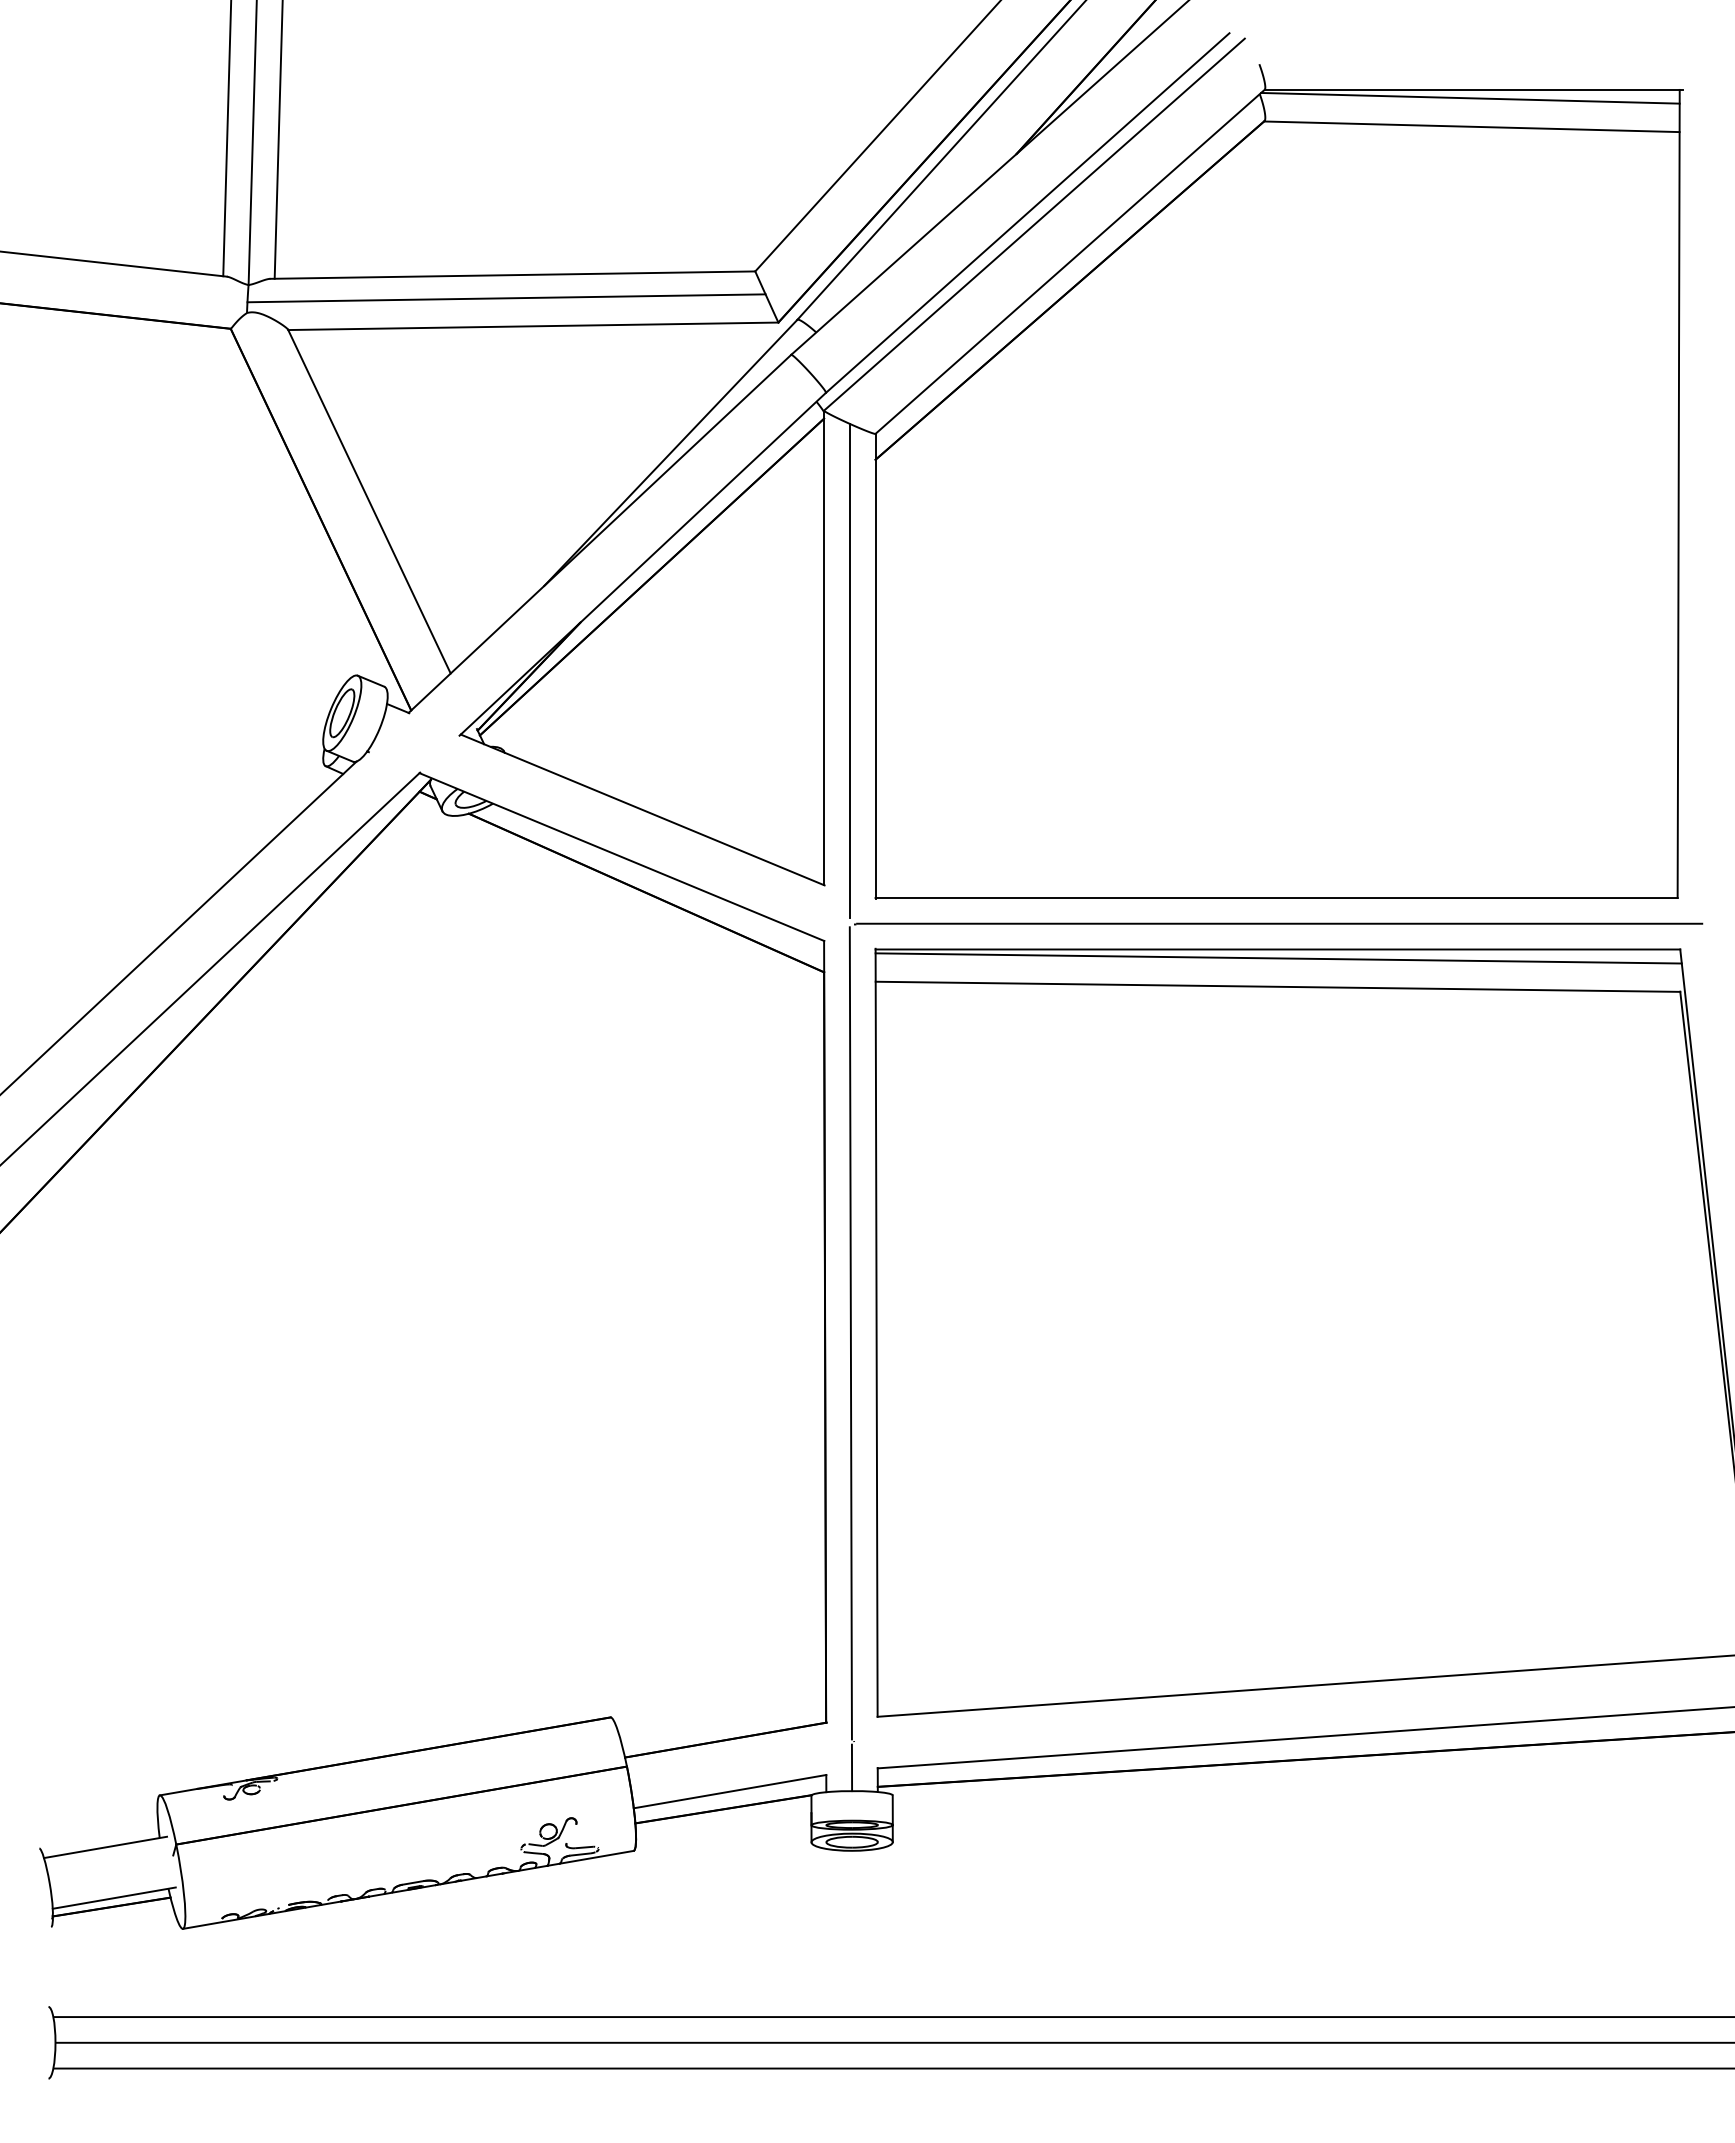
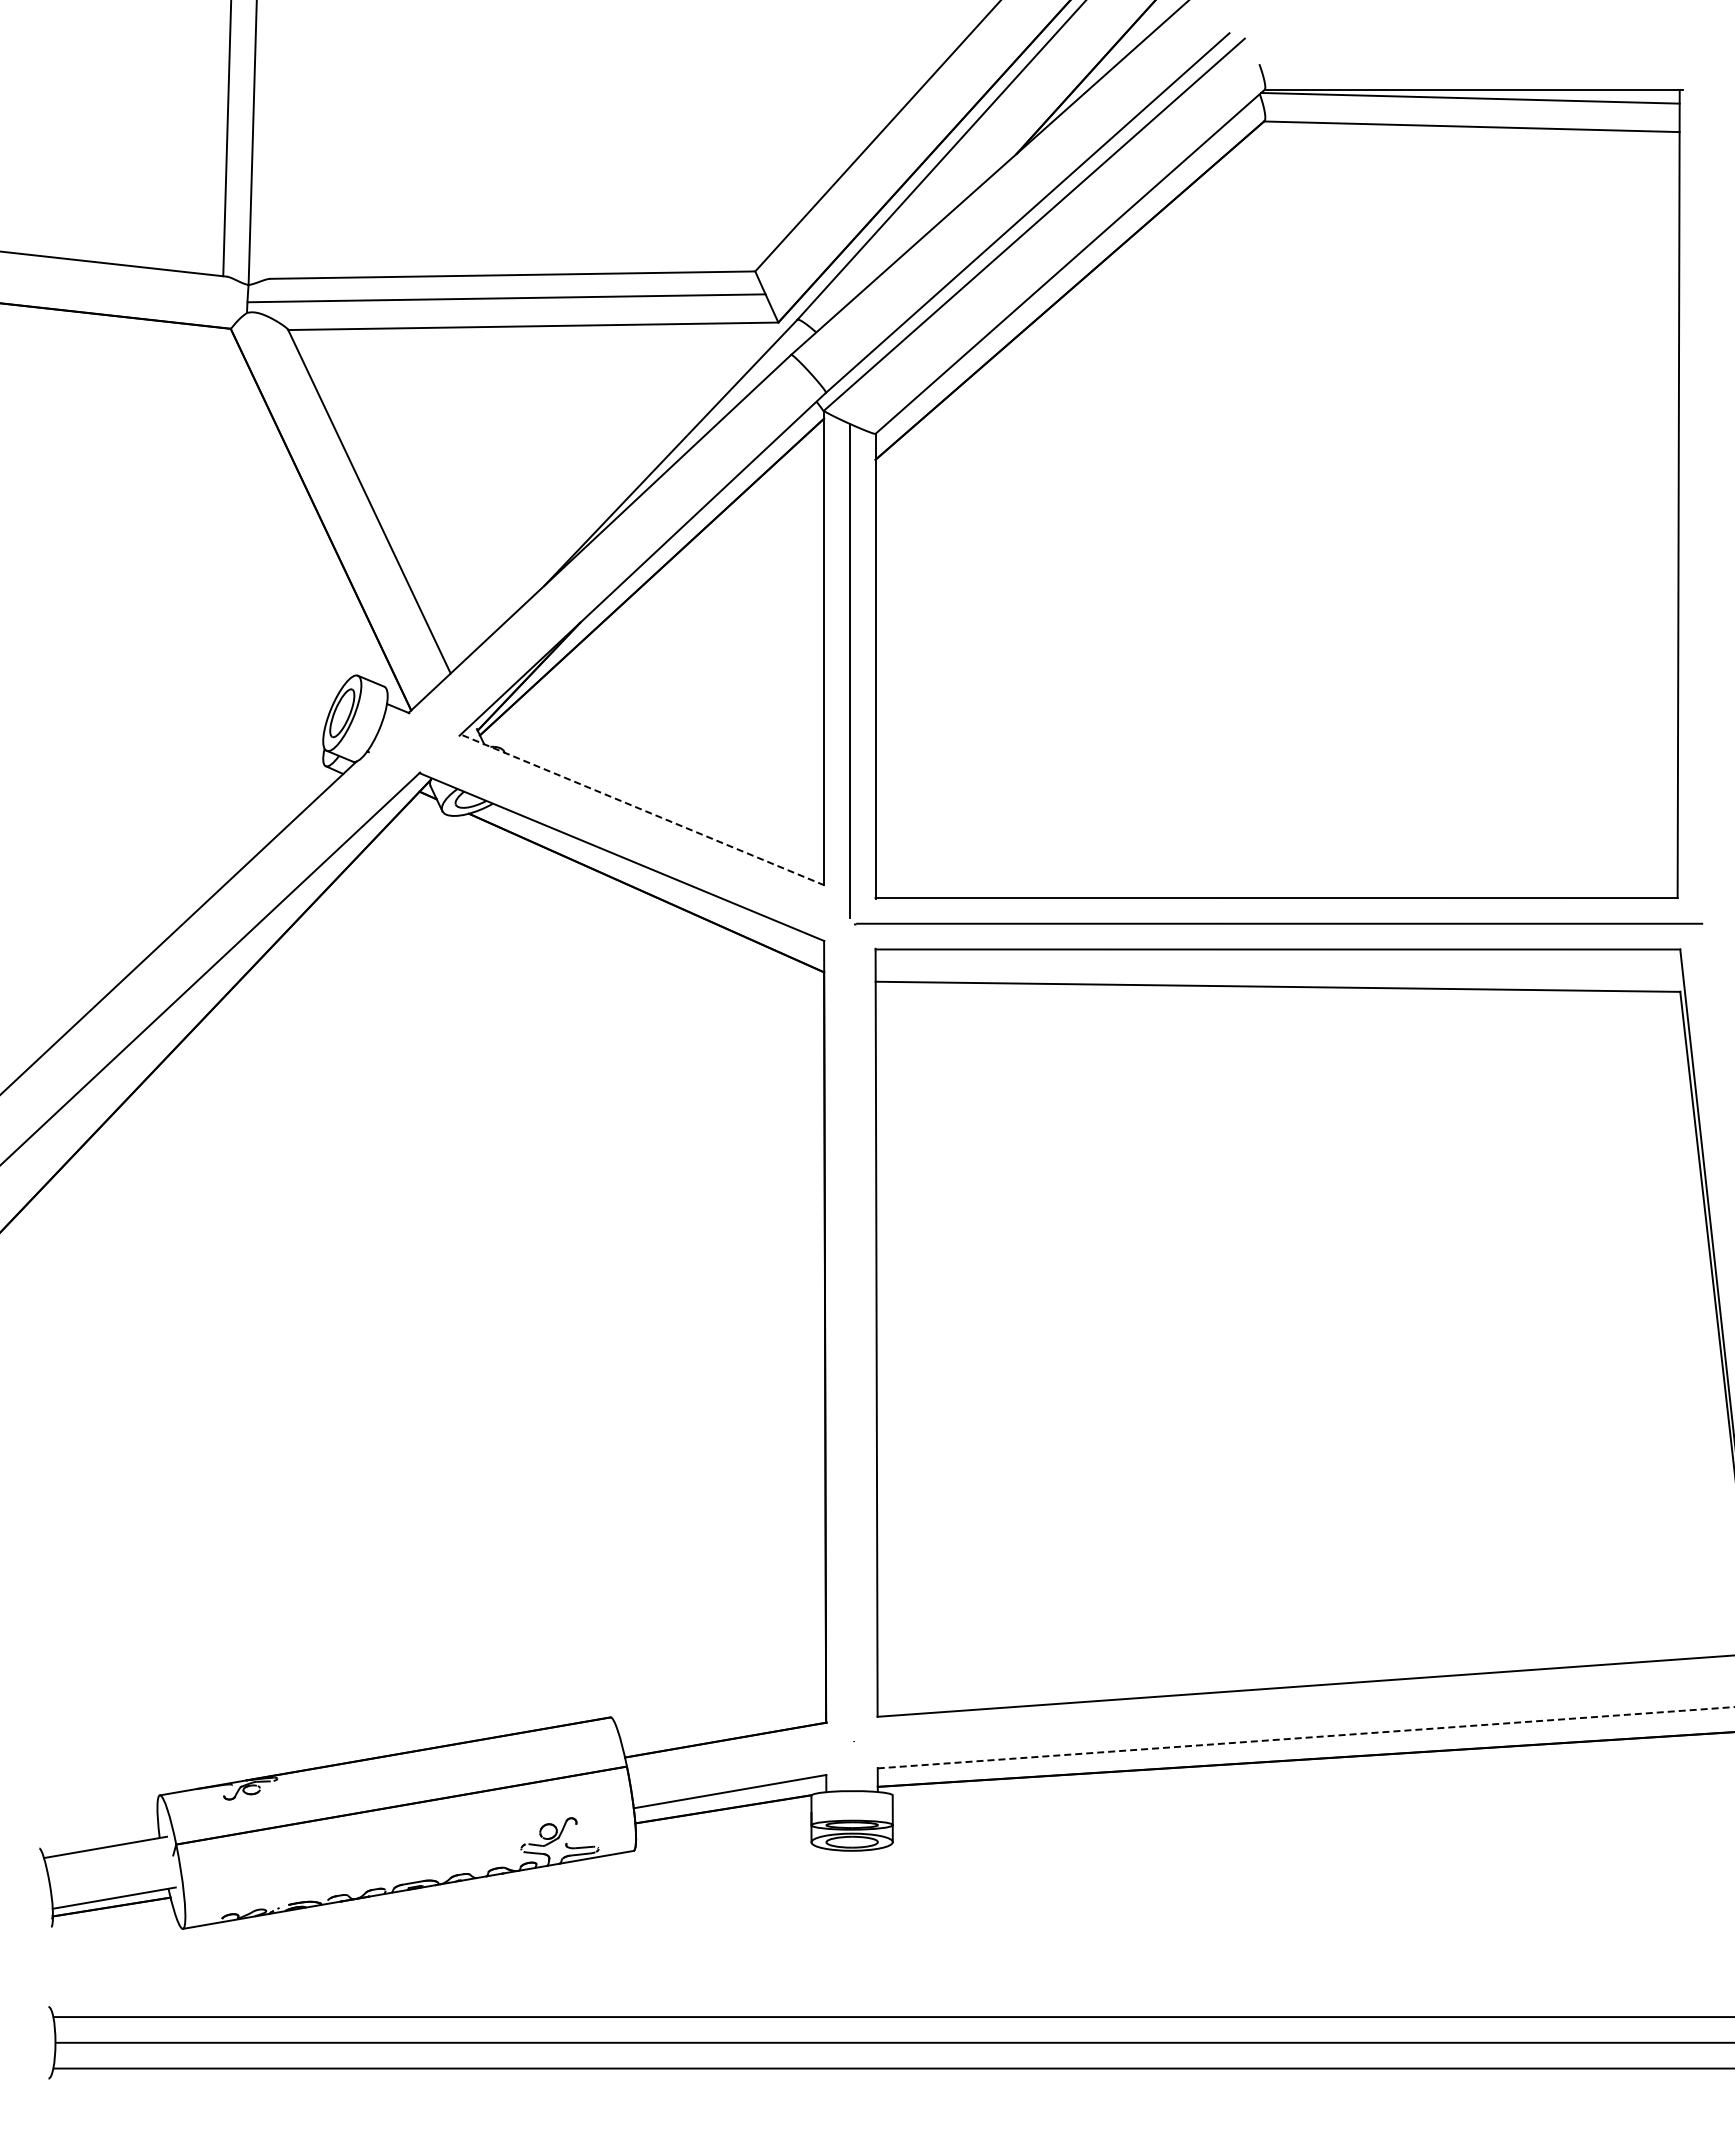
line: present -> none (278, 140)
line: solid -> dashed (642, 809)
line: present -> none (1278, 958)
line: present -> none (850, 1333)
line: solid -> dashed (1306, 1737)
line: present -> none (851, 1767)
